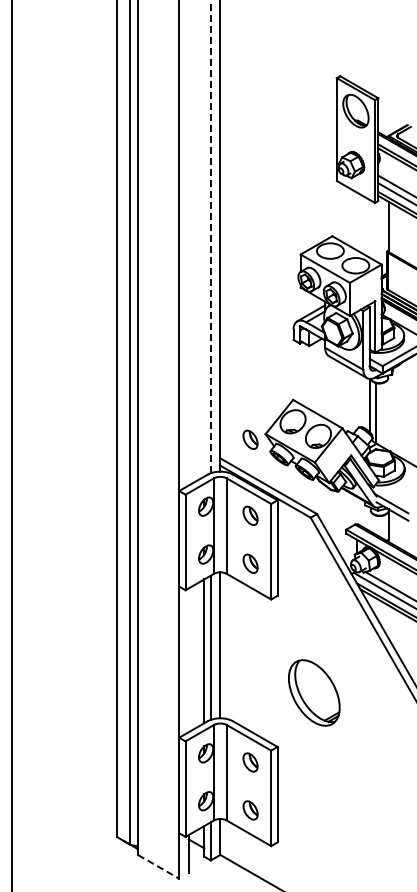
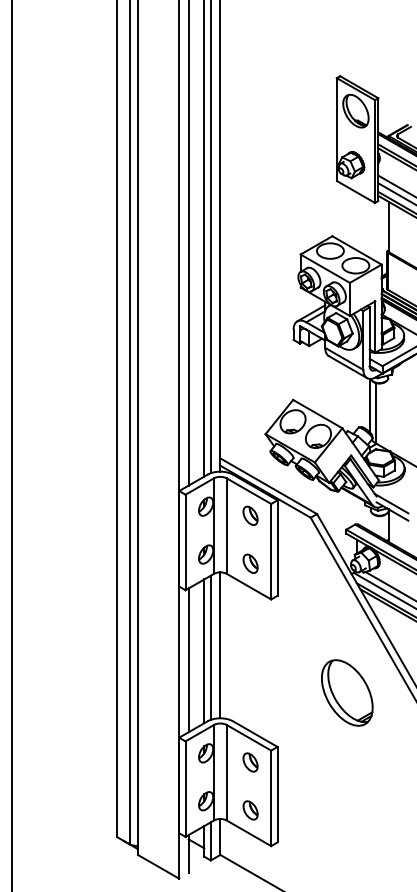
line: dashed -> solid (210, 236)
line: none -> present (204, 239)
line: none -> present (188, 243)
part: present -> none (250, 439)
line: none -> present (188, 660)
part position: (314, 692) -> (347, 692) (347, 692)
line: dashed -> solid (158, 866)
